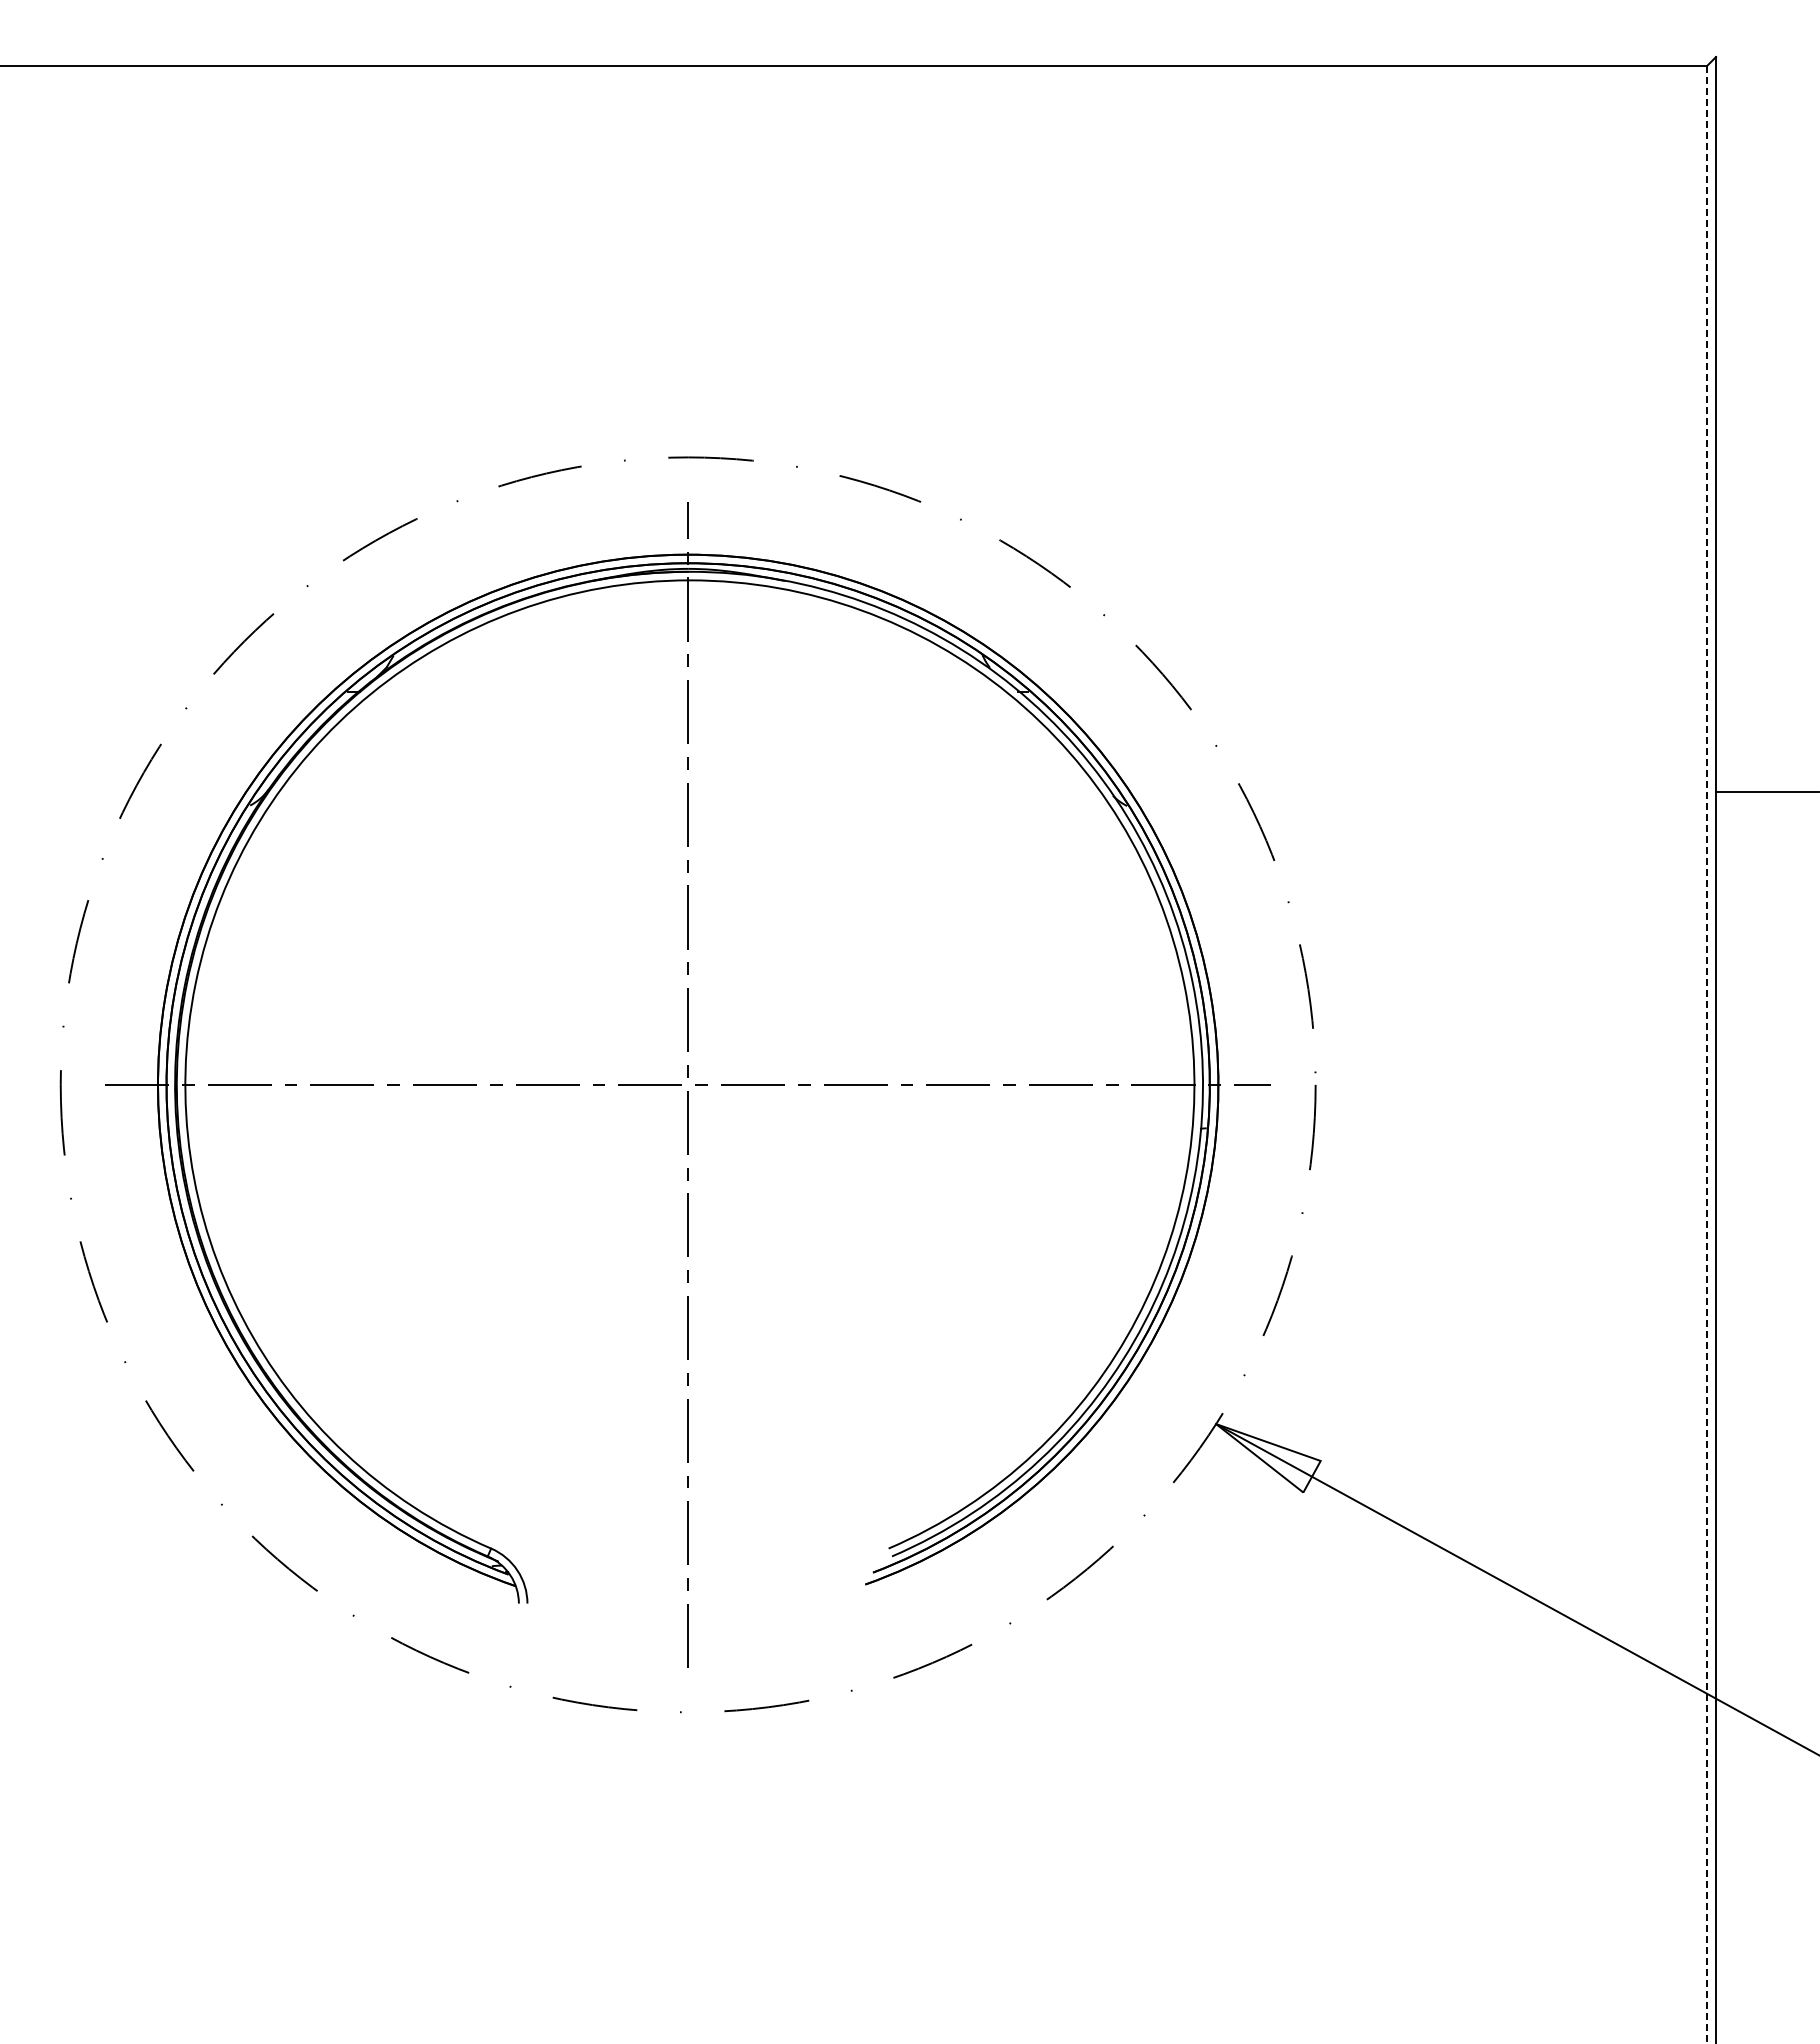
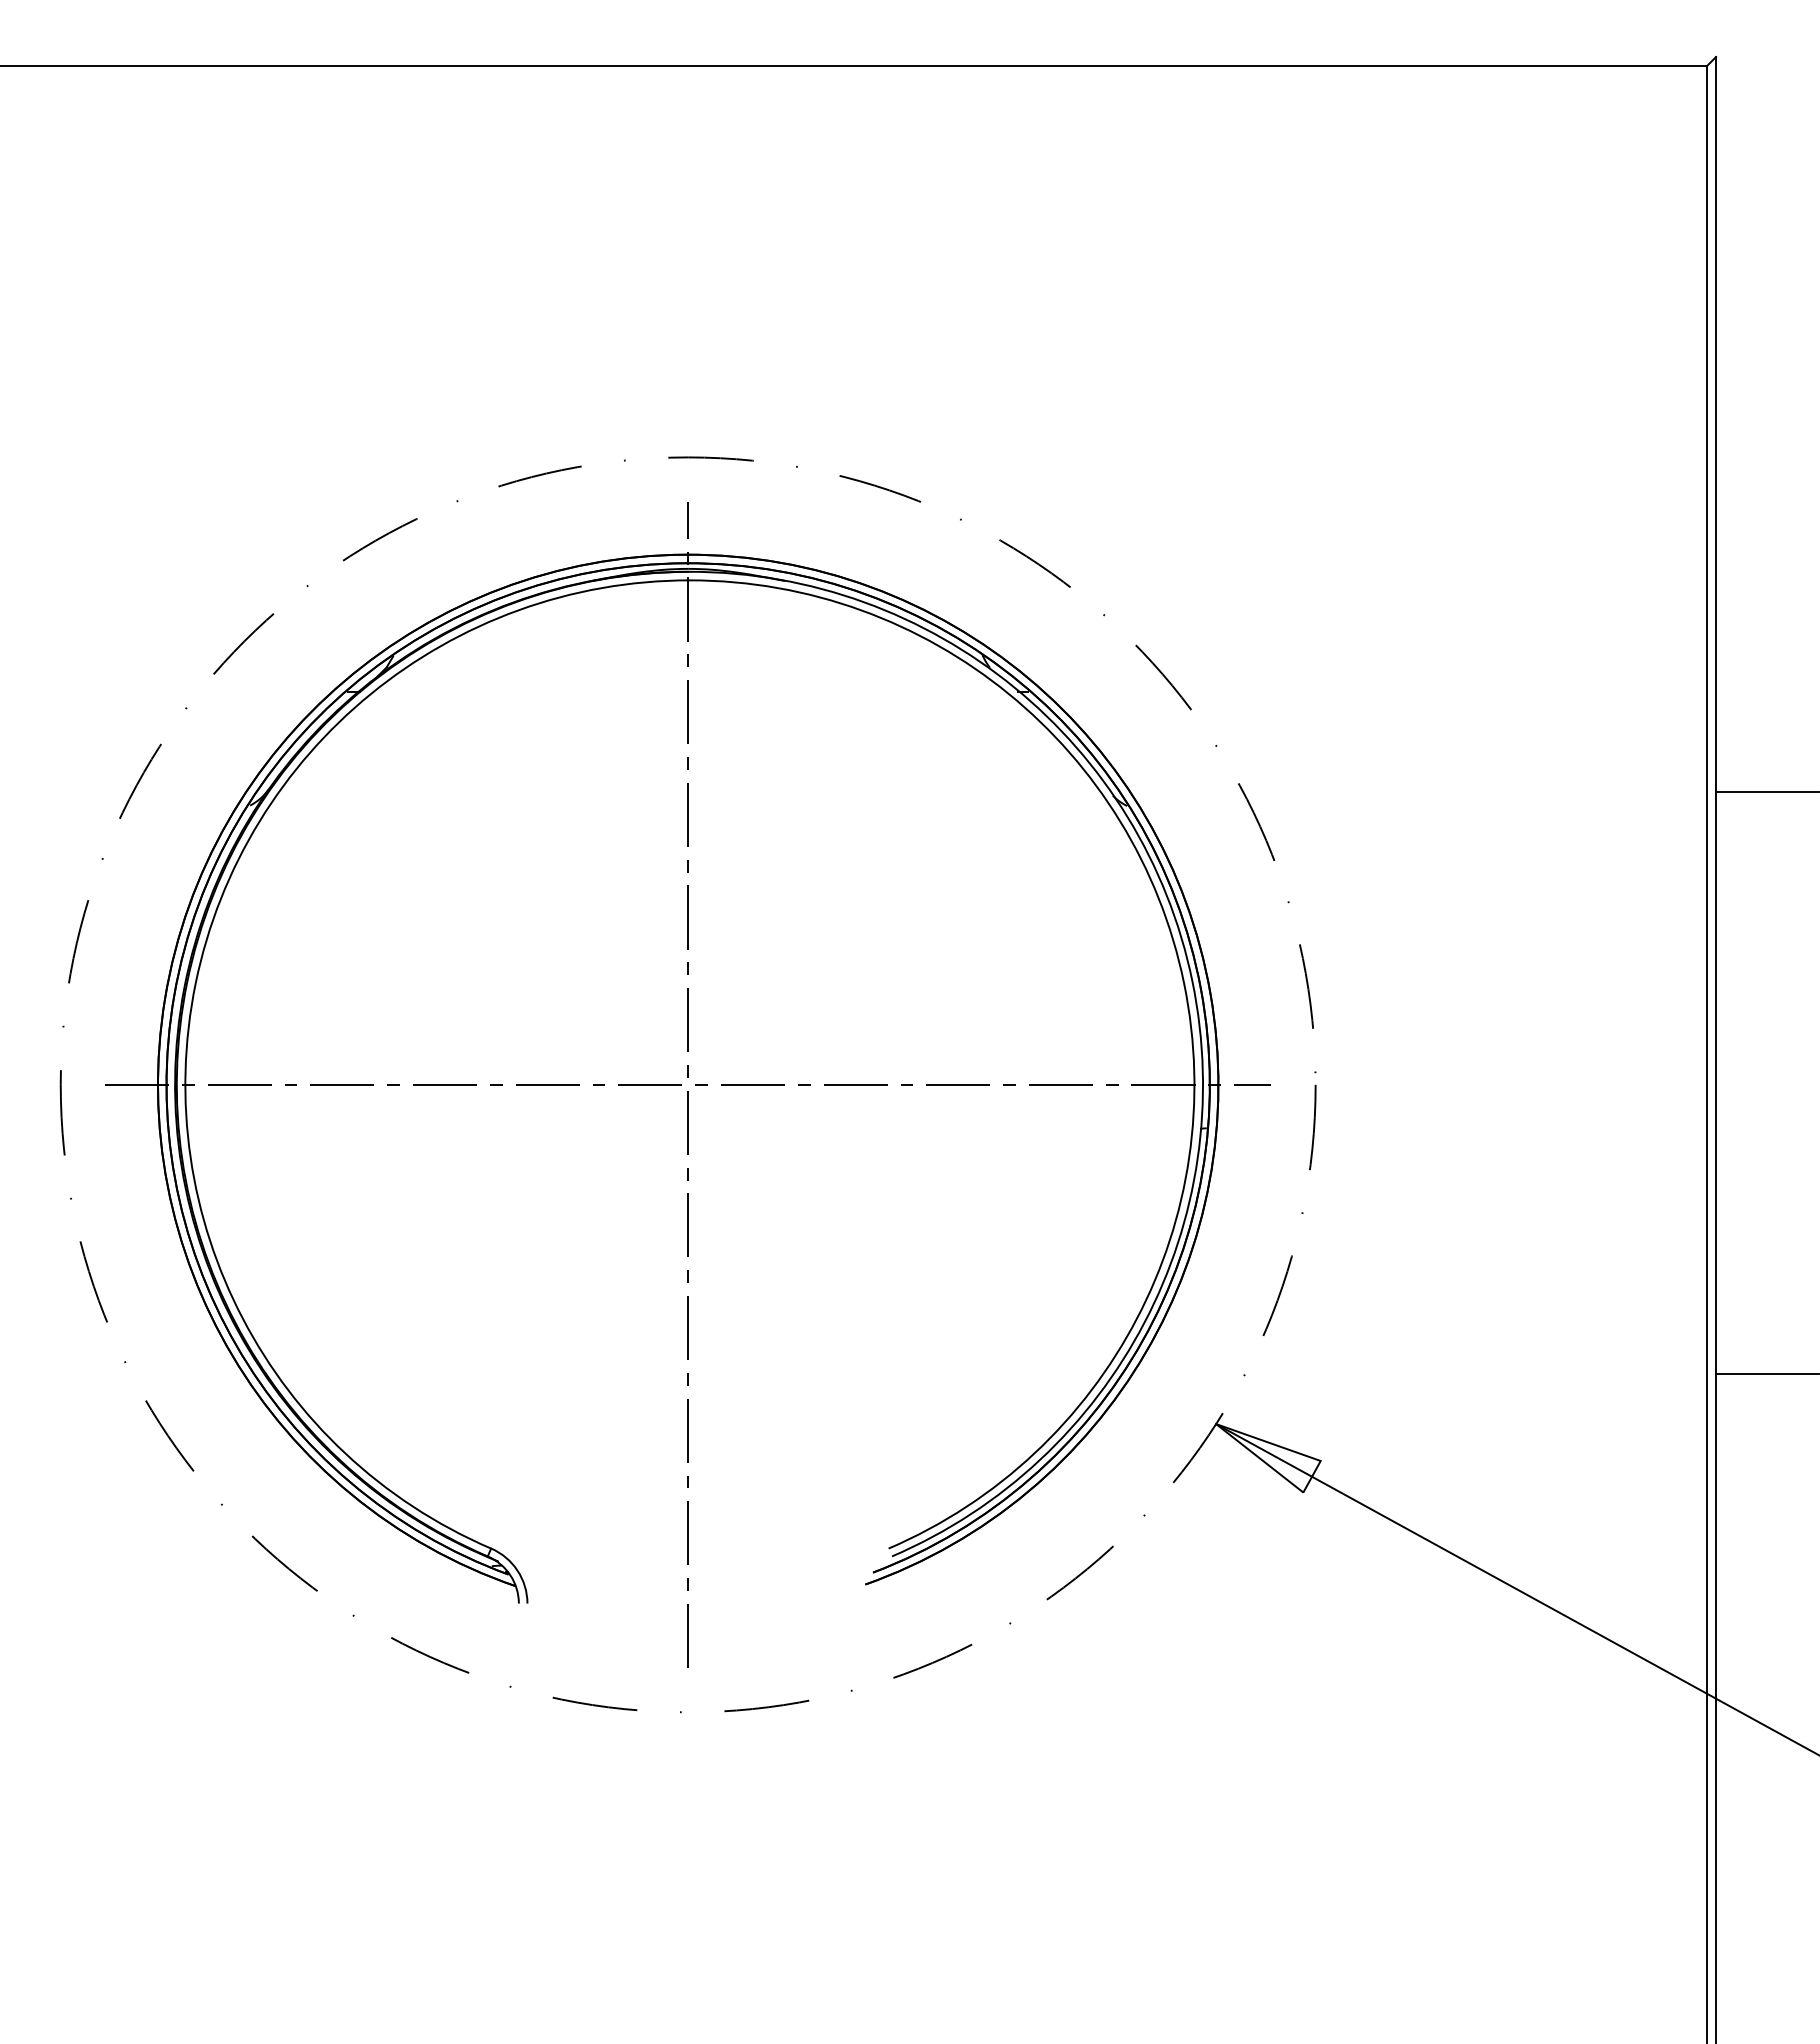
line: dashed -> solid (1707, 1055)
line: none -> present (1766, 1373)
